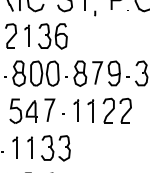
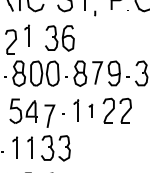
part position: (10, 35) -> (10, 41) (10, 41)
part position: (52, 36) -> (59, 38) (59, 38)
line position: (49, 109) -> (49, 115) (49, 115)
part size: 8x24 px -> 6x15 px (90, 110)
